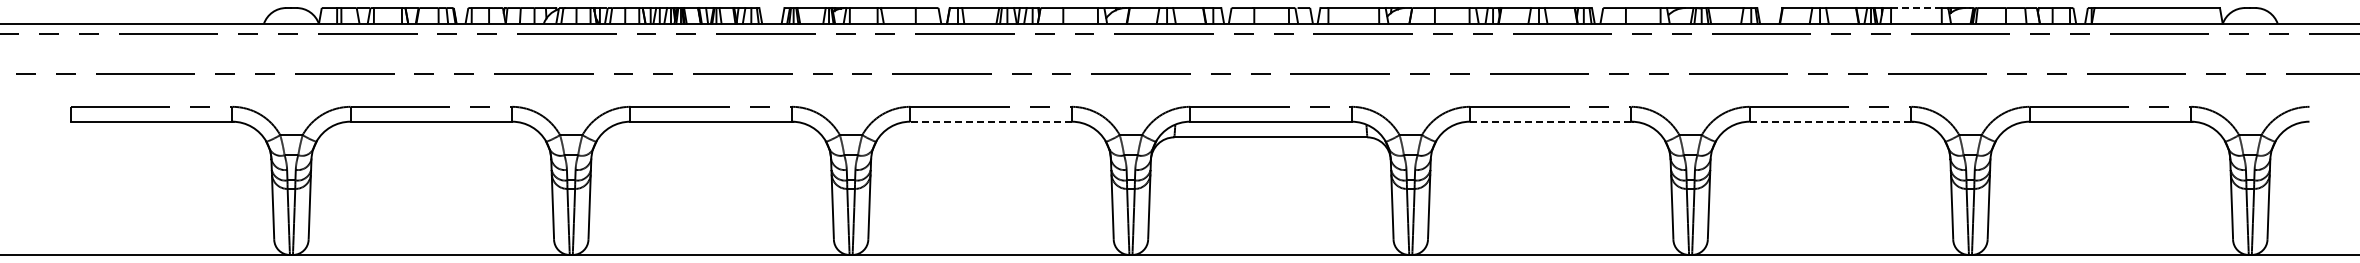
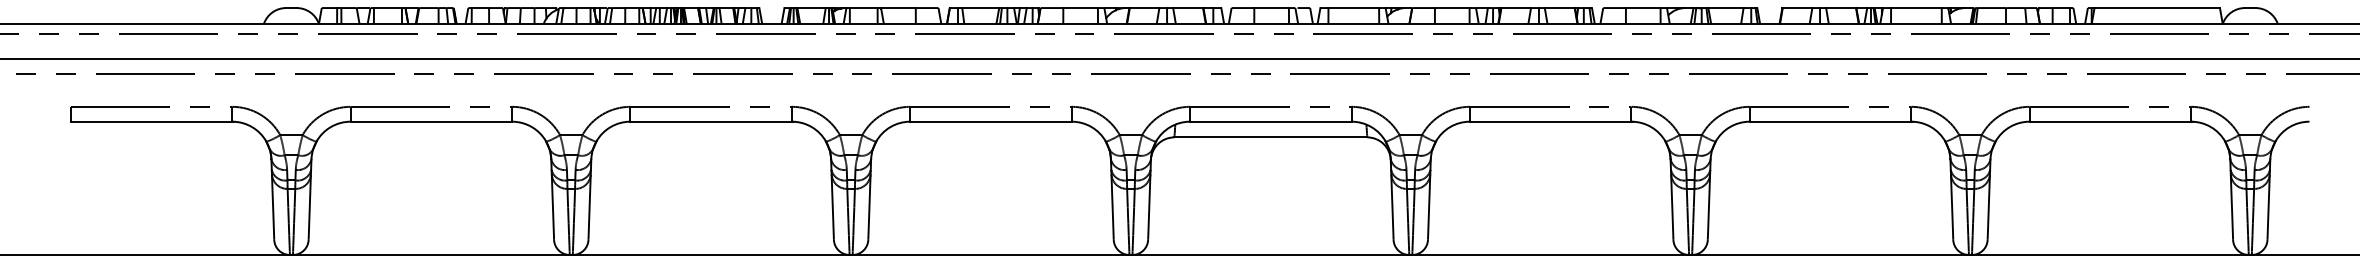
line: dashed -> solid (1915, 8)
line: none -> present (1179, 58)
line: dashed -> solid (991, 121)
line: dashed -> solid (1550, 121)
line: dashed -> solid (1830, 121)
